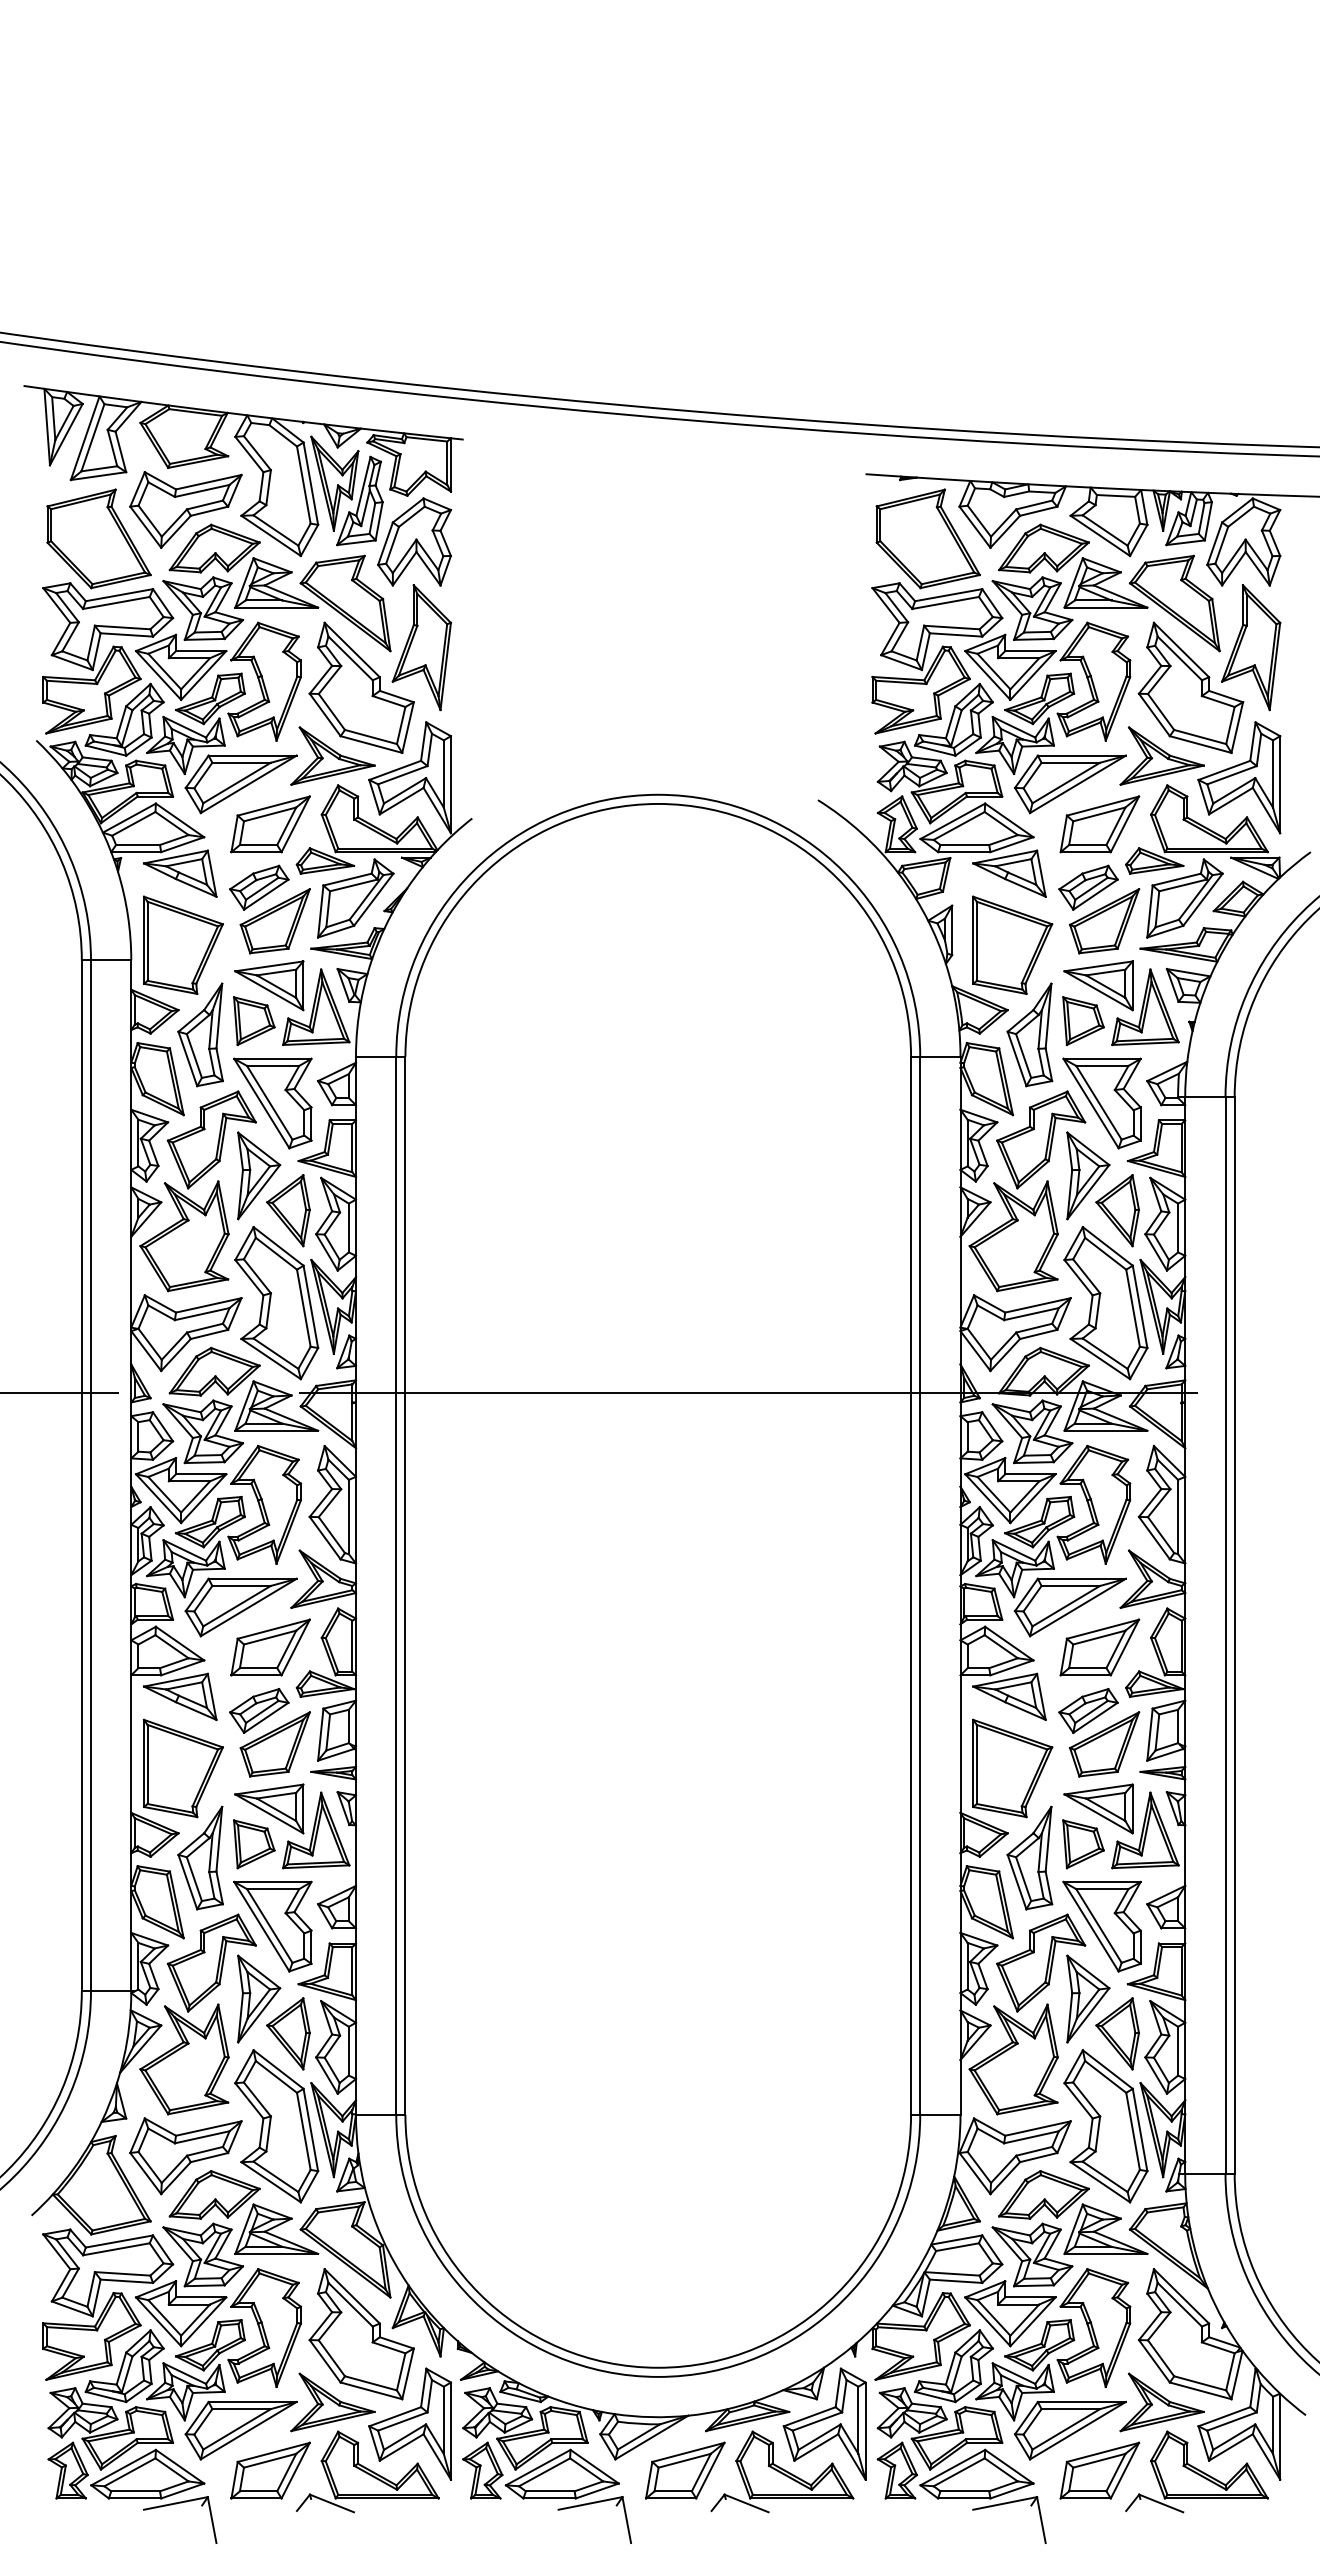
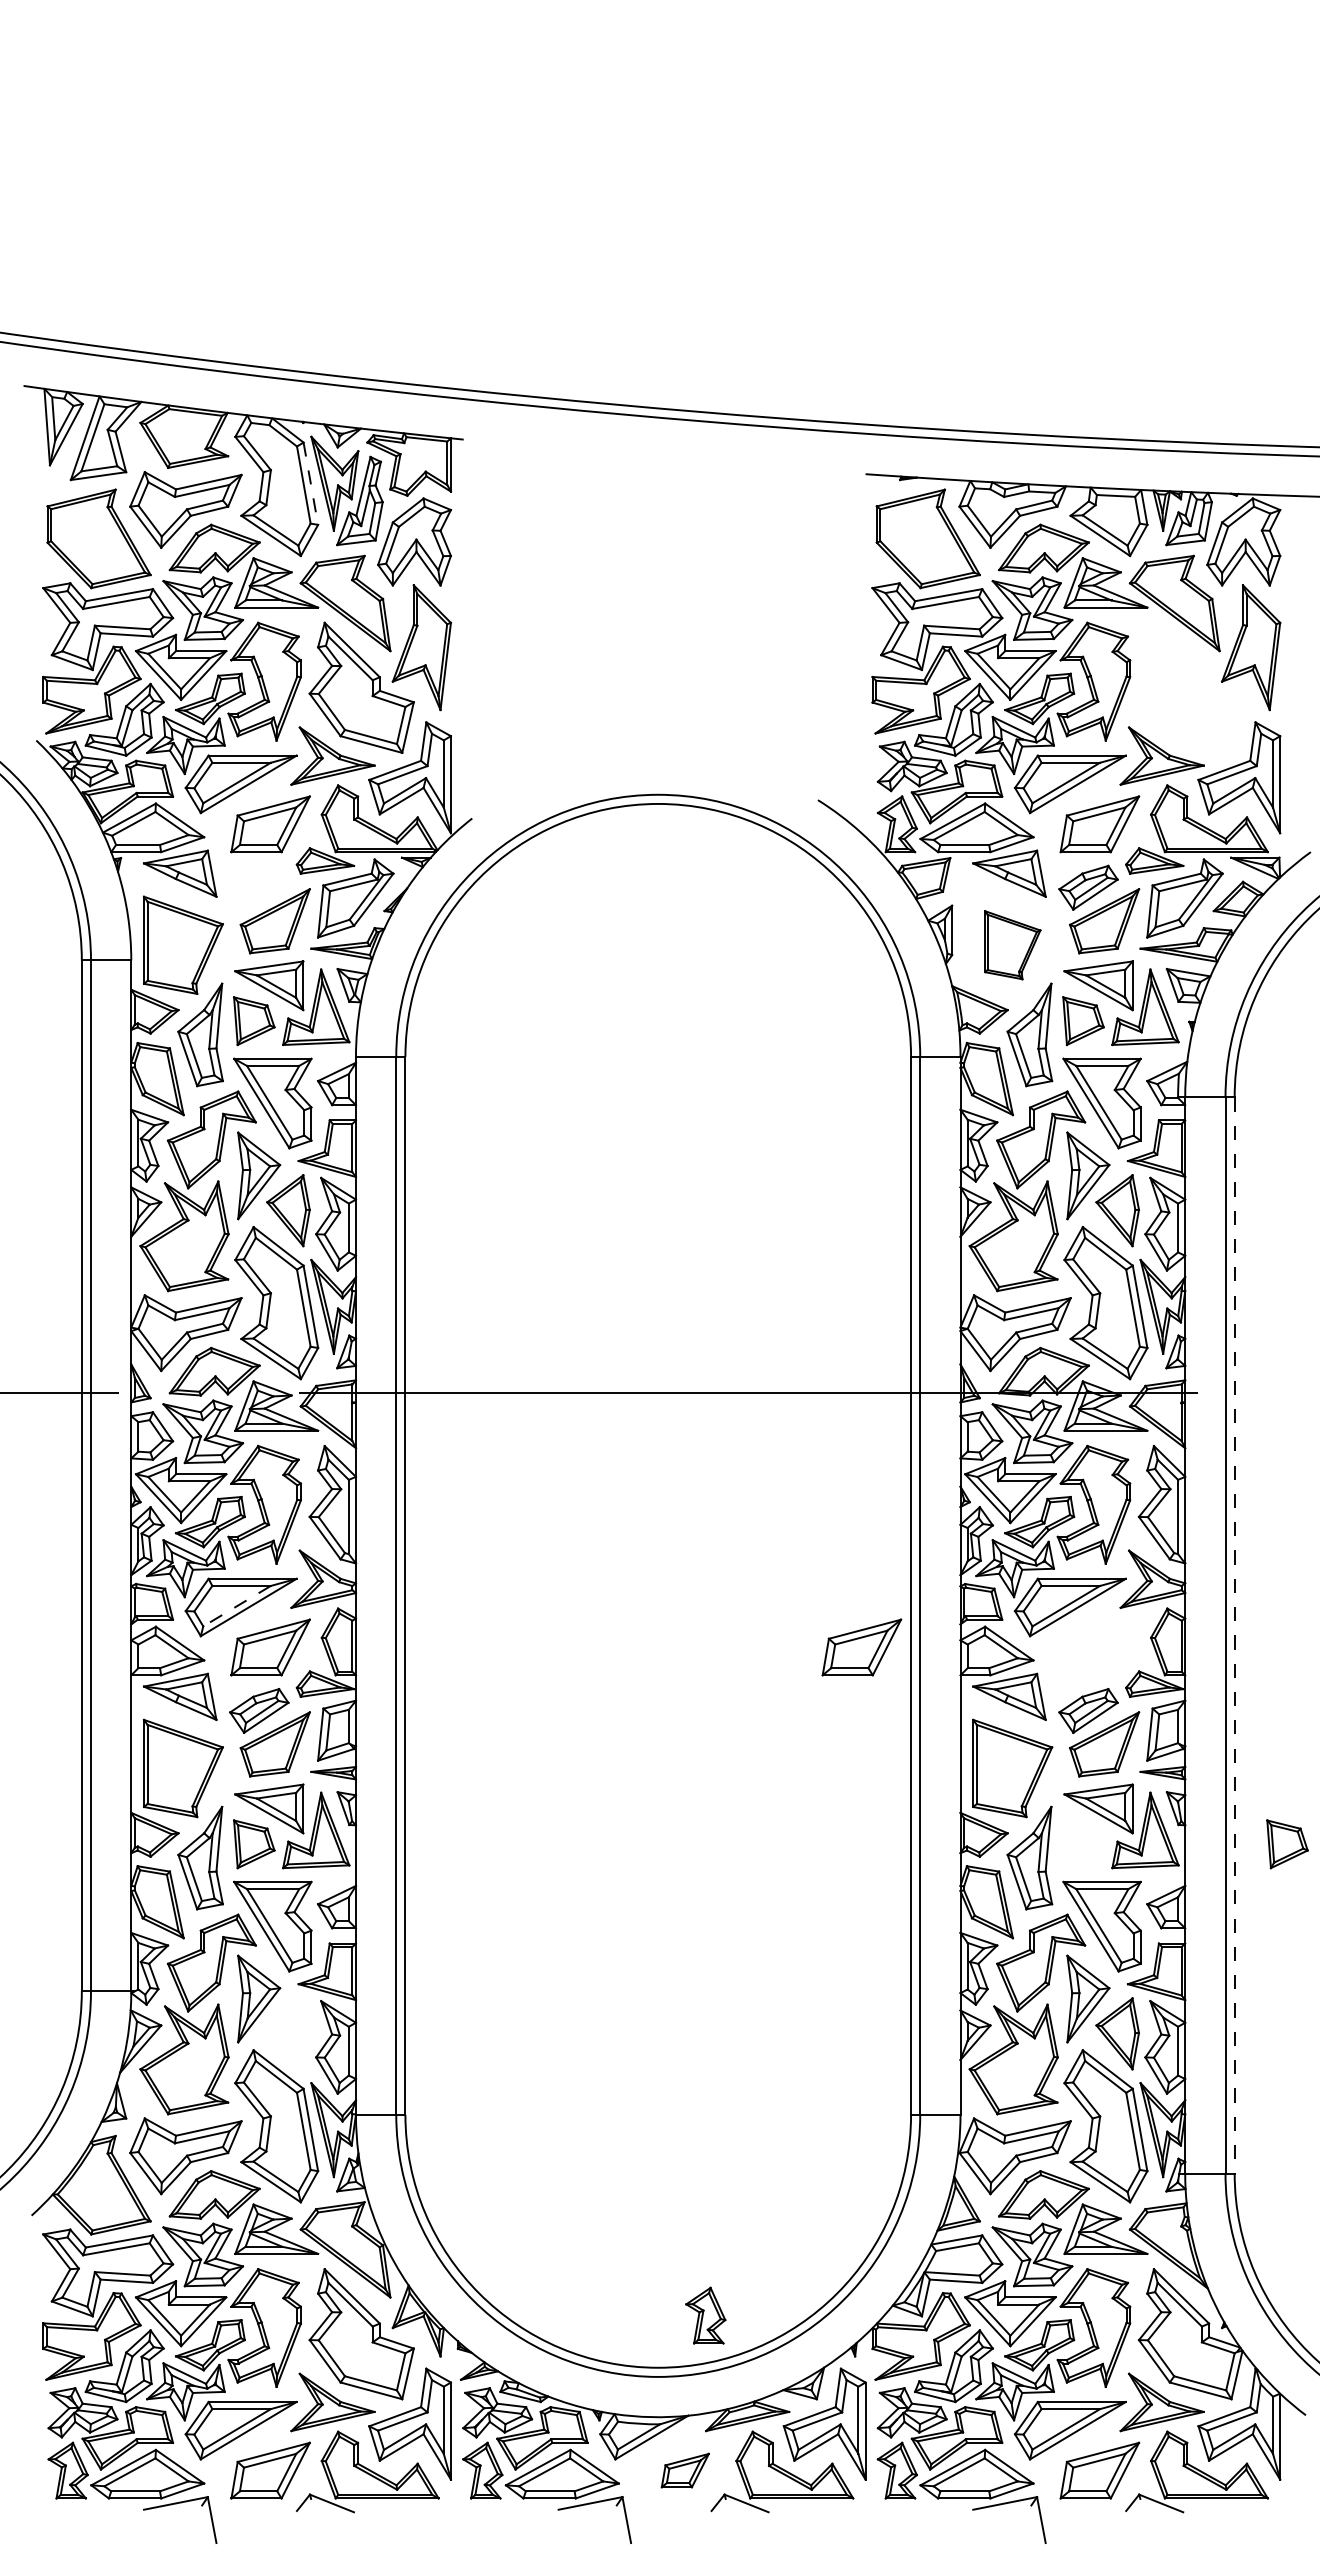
line: solid -> dashed (310, 483)
part: present -> none (1190, 687)
part: present -> none (259, 887)
part size: 82x100 px -> 58x71 px (1012, 945)
line: solid -> dashed (236, 1606)
line: solid -> dashed (1234, 1636)
part position: (1099, 1647) -> (861, 1647) (861, 1647)
part position: (1083, 1844) -> (1287, 1844) (1287, 1844)
part: present -> none (288, 2033)
part: none -> present (705, 2315)
part size: 81x59 px -> 50x37 px (684, 2470)
